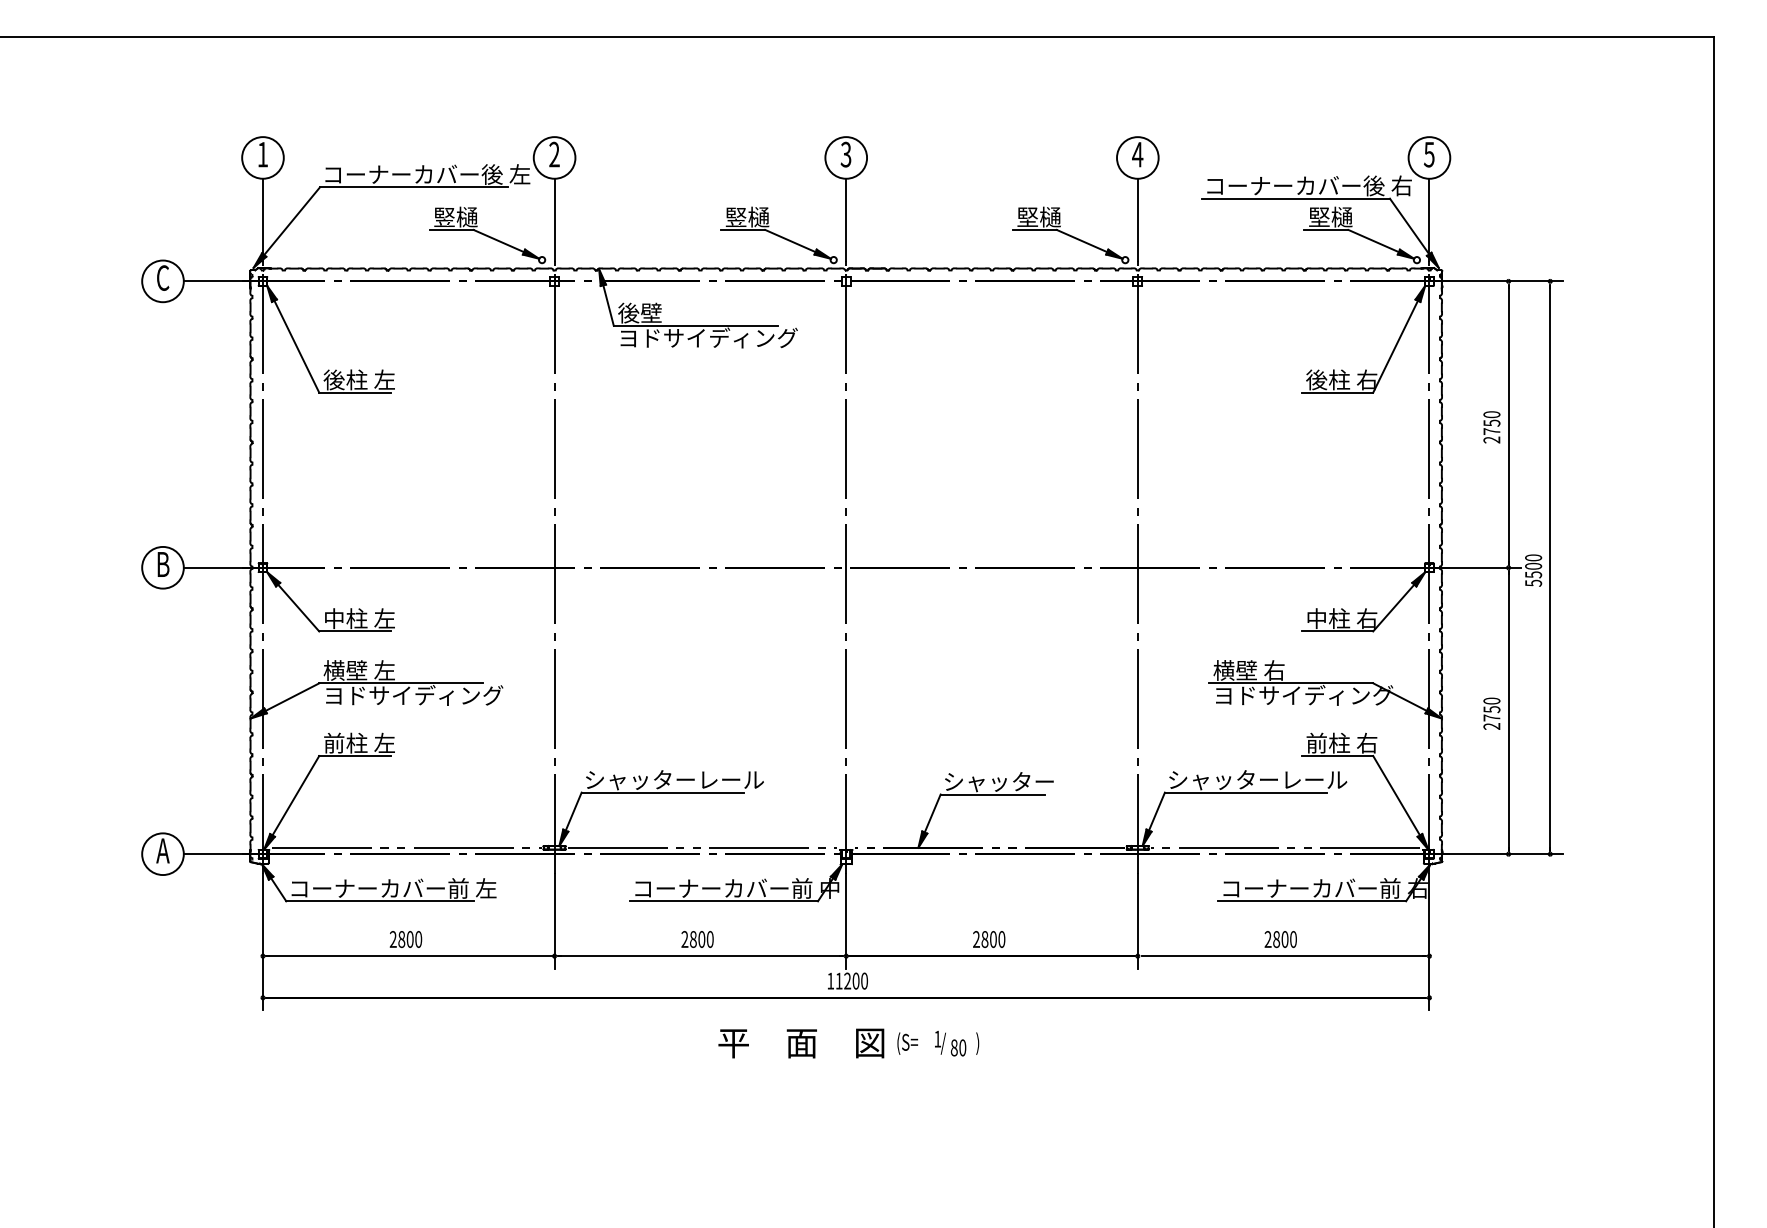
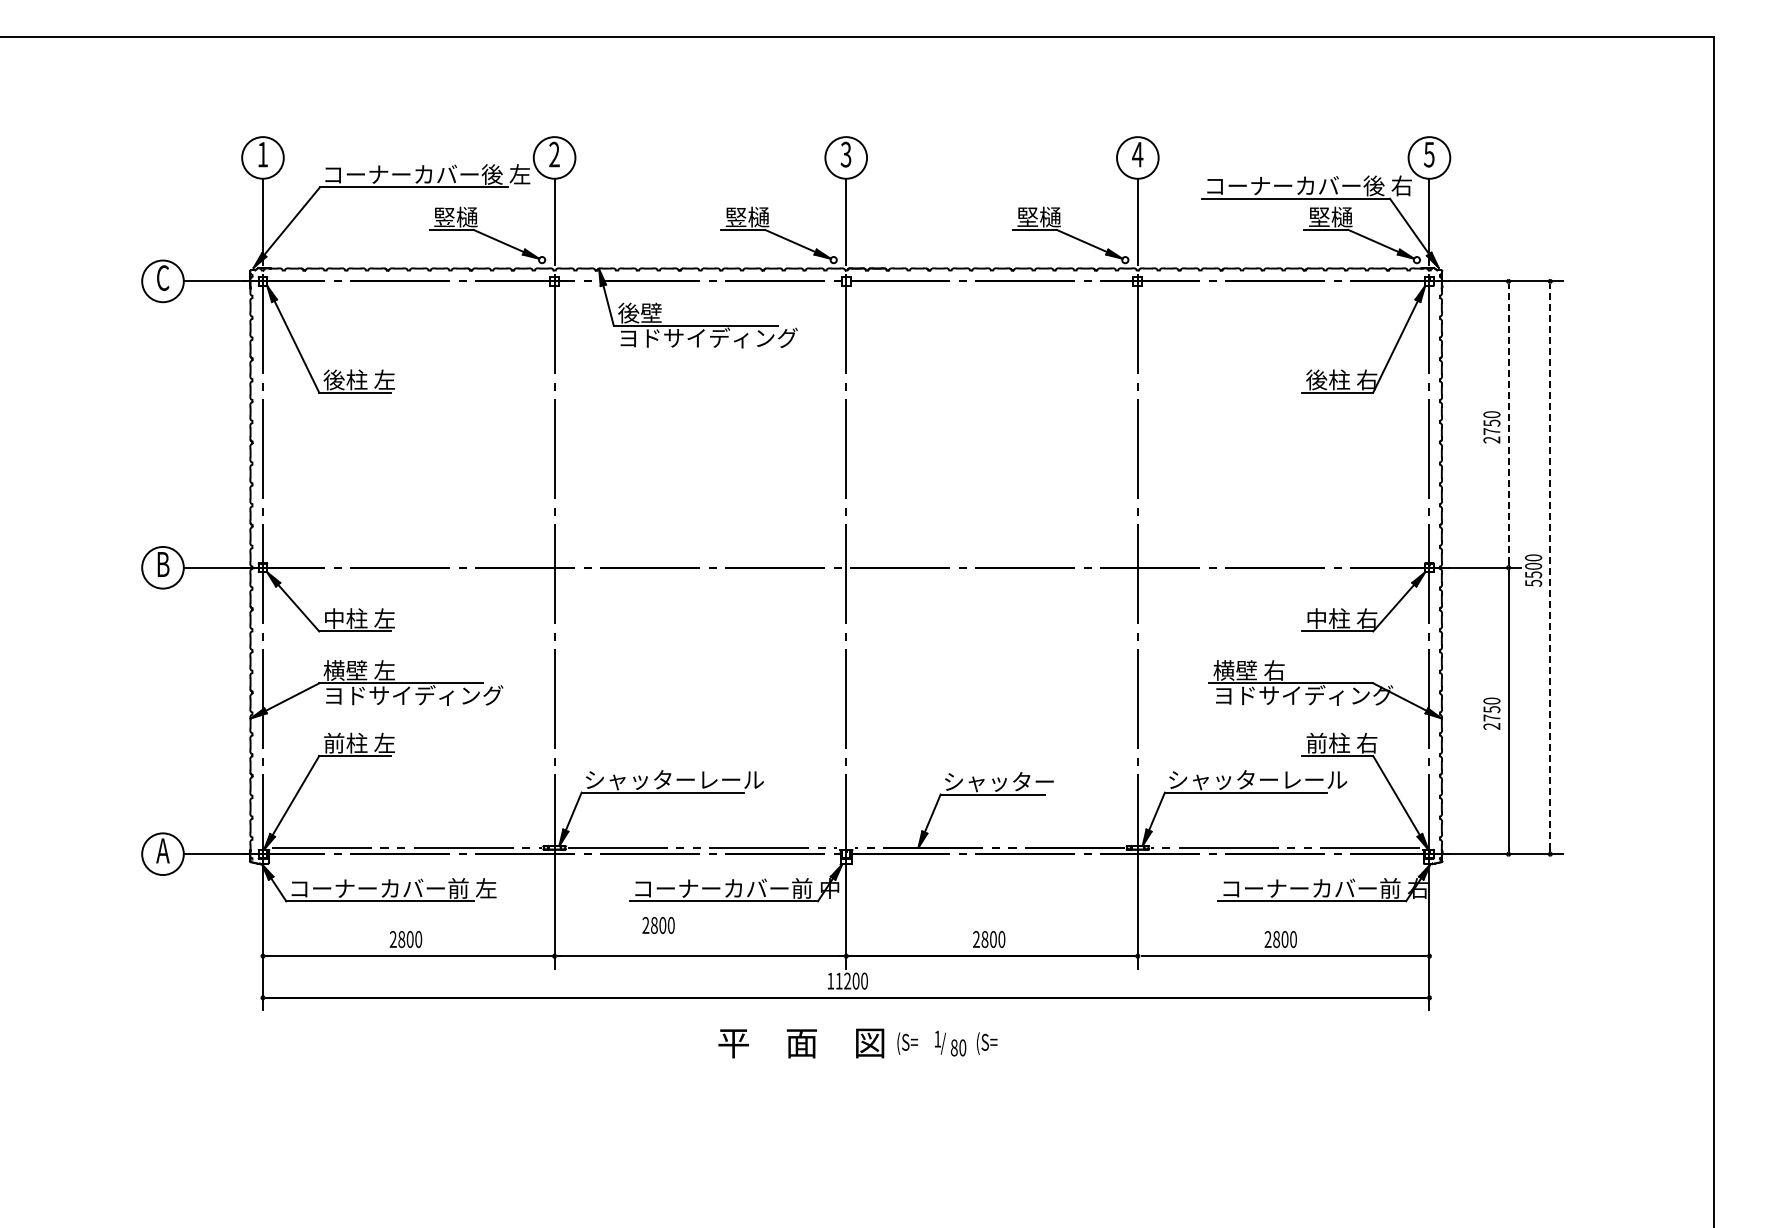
line: solid -> dashed (1508, 424)
line: solid -> dashed (1550, 567)
text position: (697, 939) -> (658, 925) (658, 925)
text: ) -> (S= (986, 1043)
